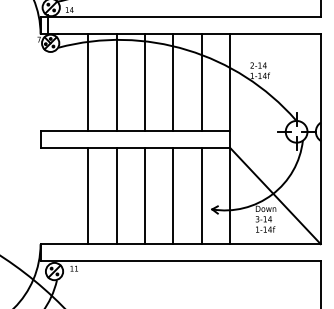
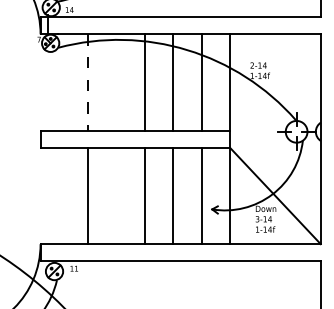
line: present -> none (116, 82)
line: solid -> dashed (88, 83)
line: present -> none (116, 195)
